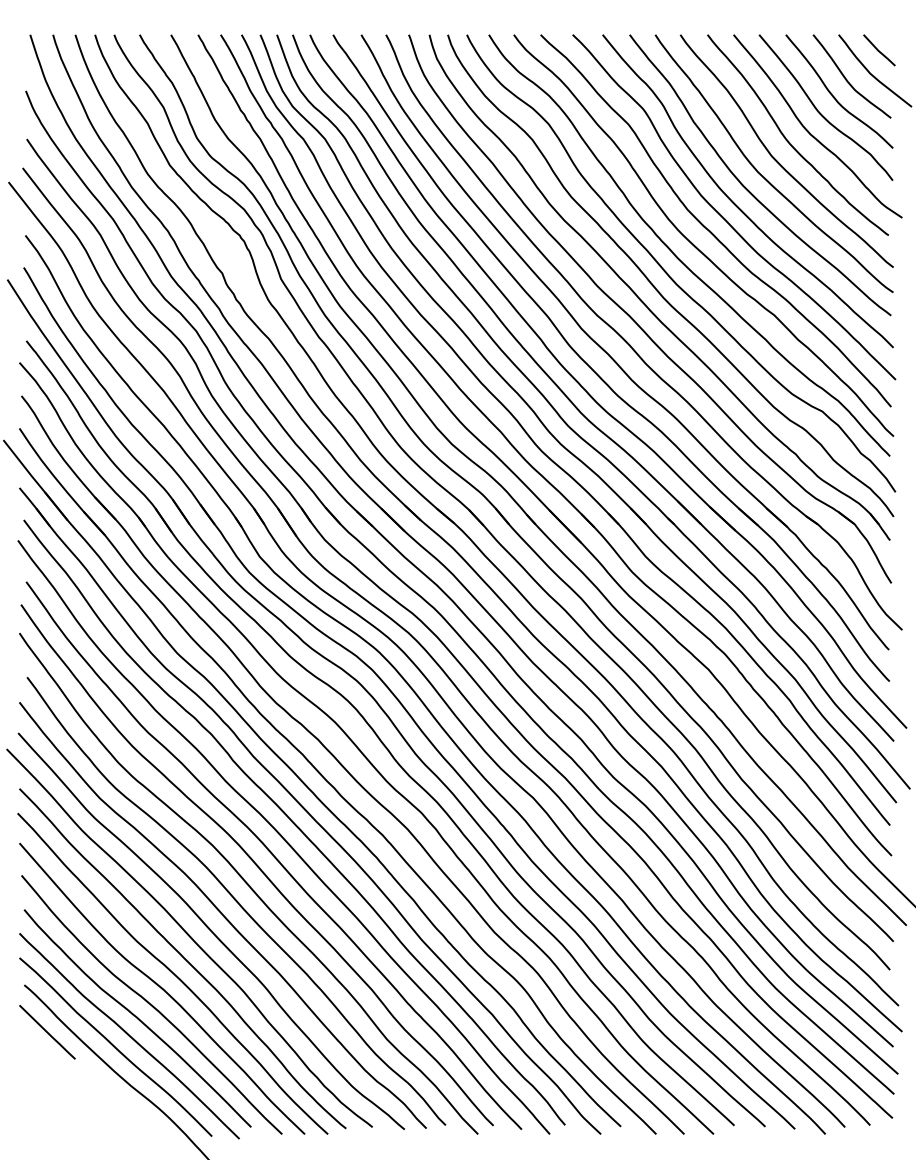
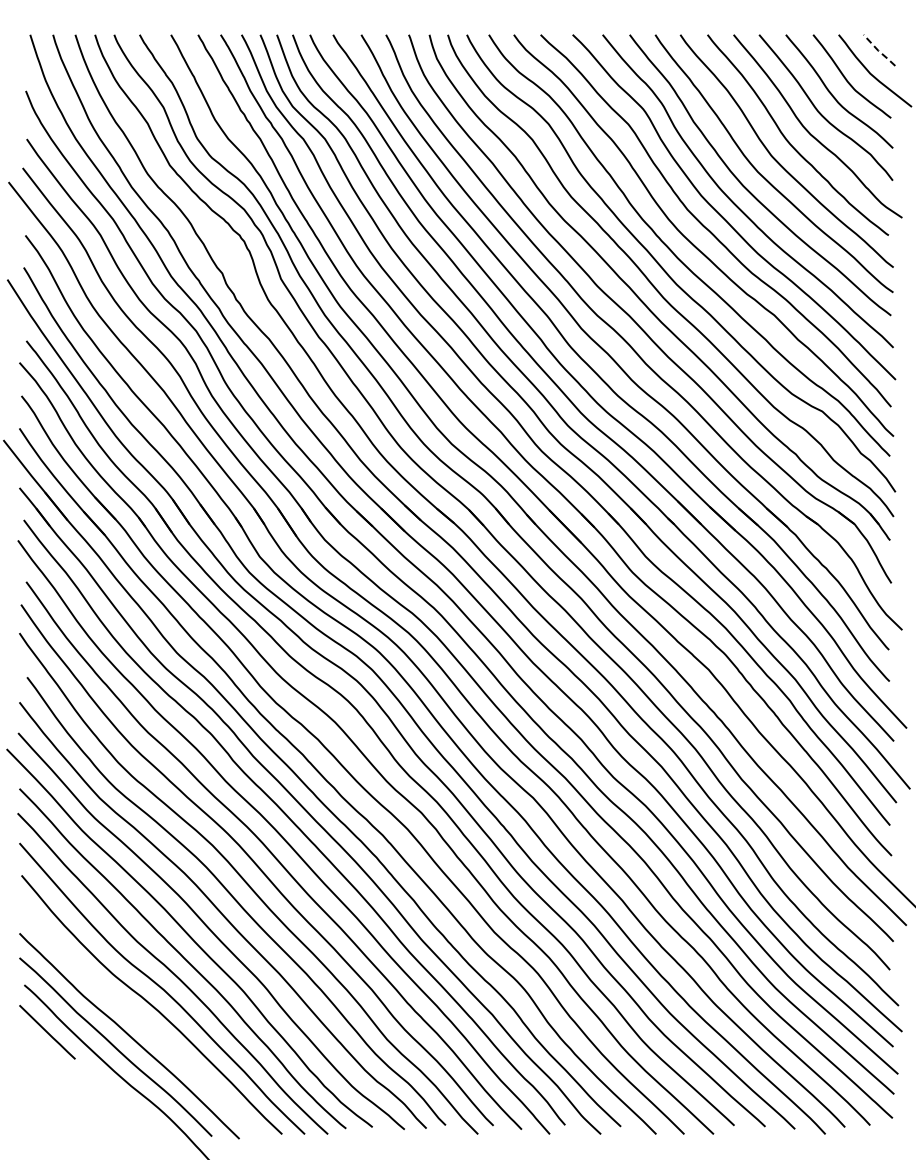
line: solid -> dashed (879, 51)
curve: present -> none (137, 1018)
